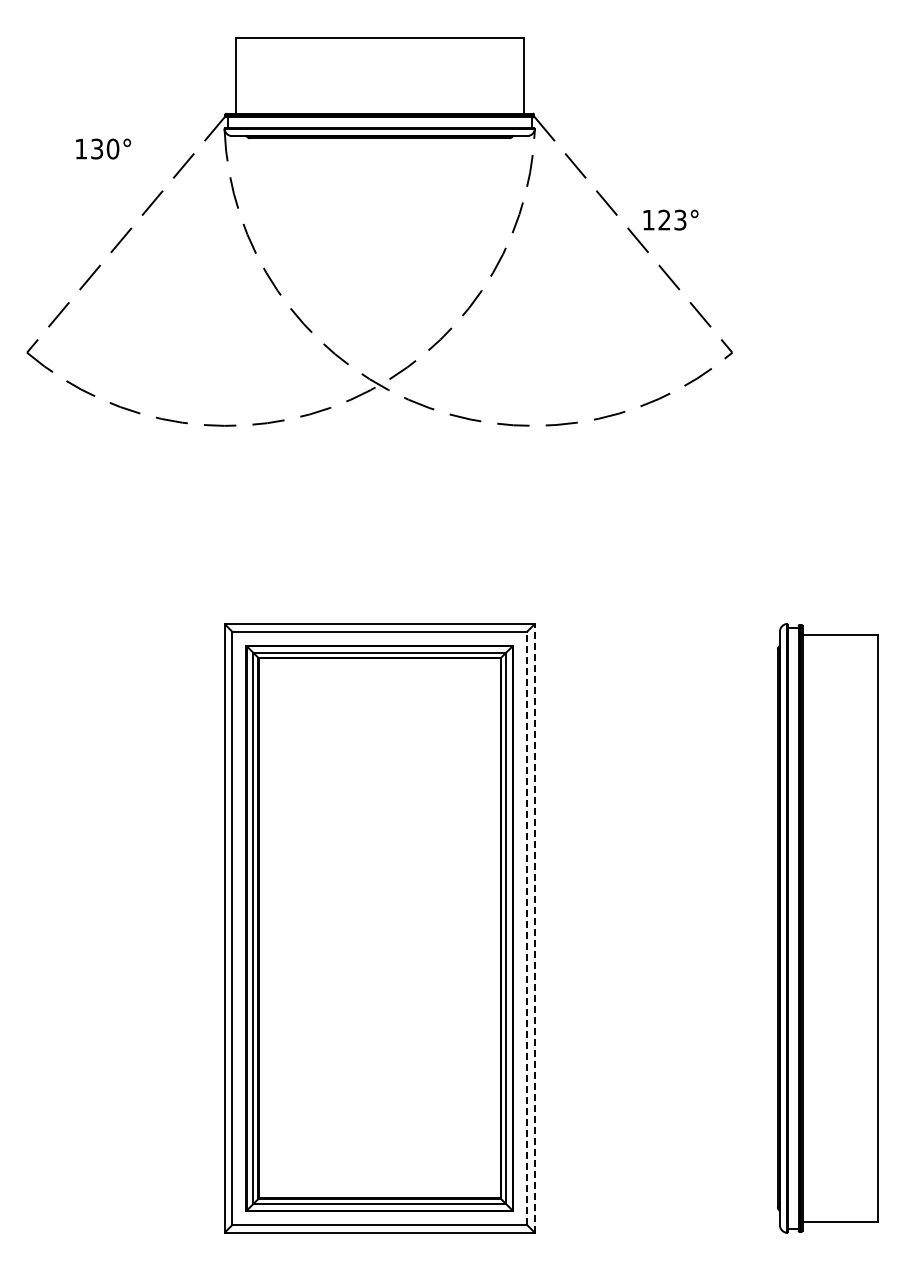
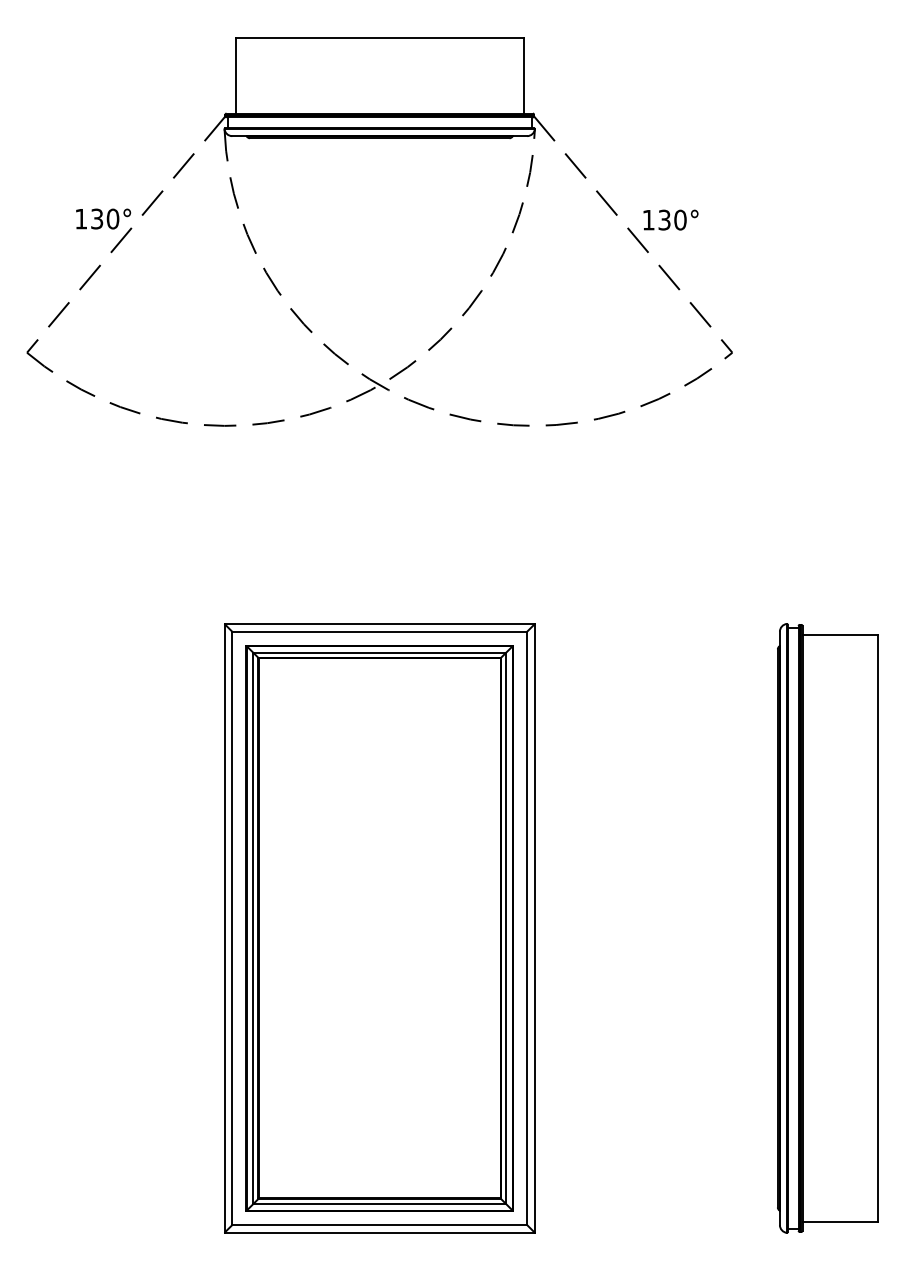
text position: (103, 148) -> (103, 218) (103, 218)
text: 123° -> 130° (672, 219)
line: dashed -> solid (534, 927)
line: dashed -> solid (527, 928)
